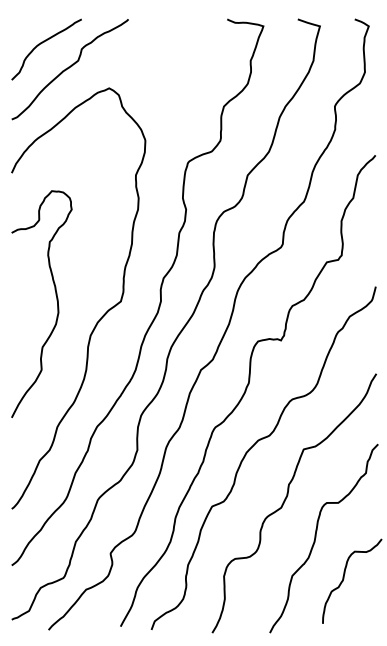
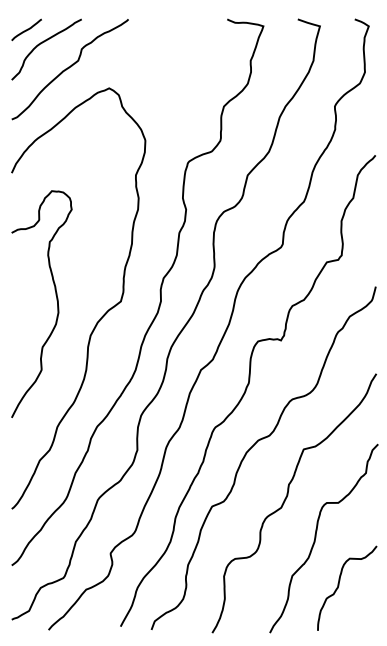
line: none -> present (26, 29)
curve position: (344, 579) -> (339, 586) (339, 586)
